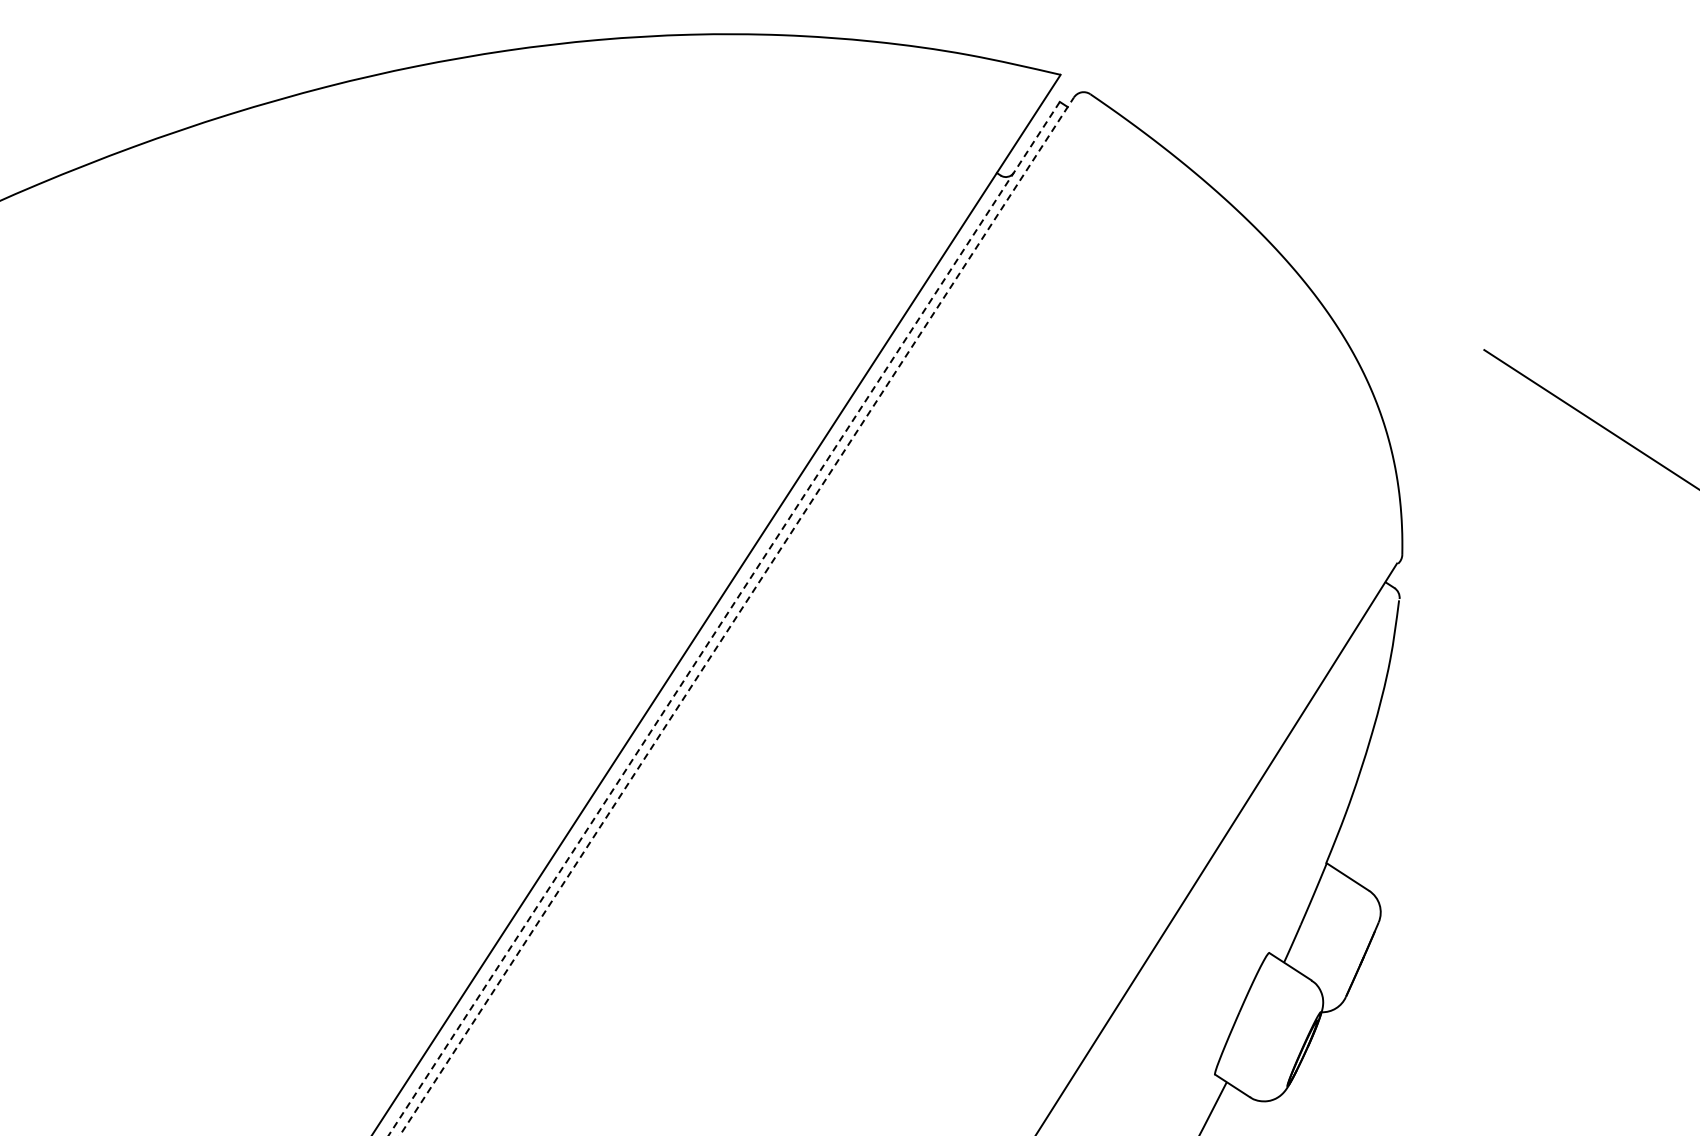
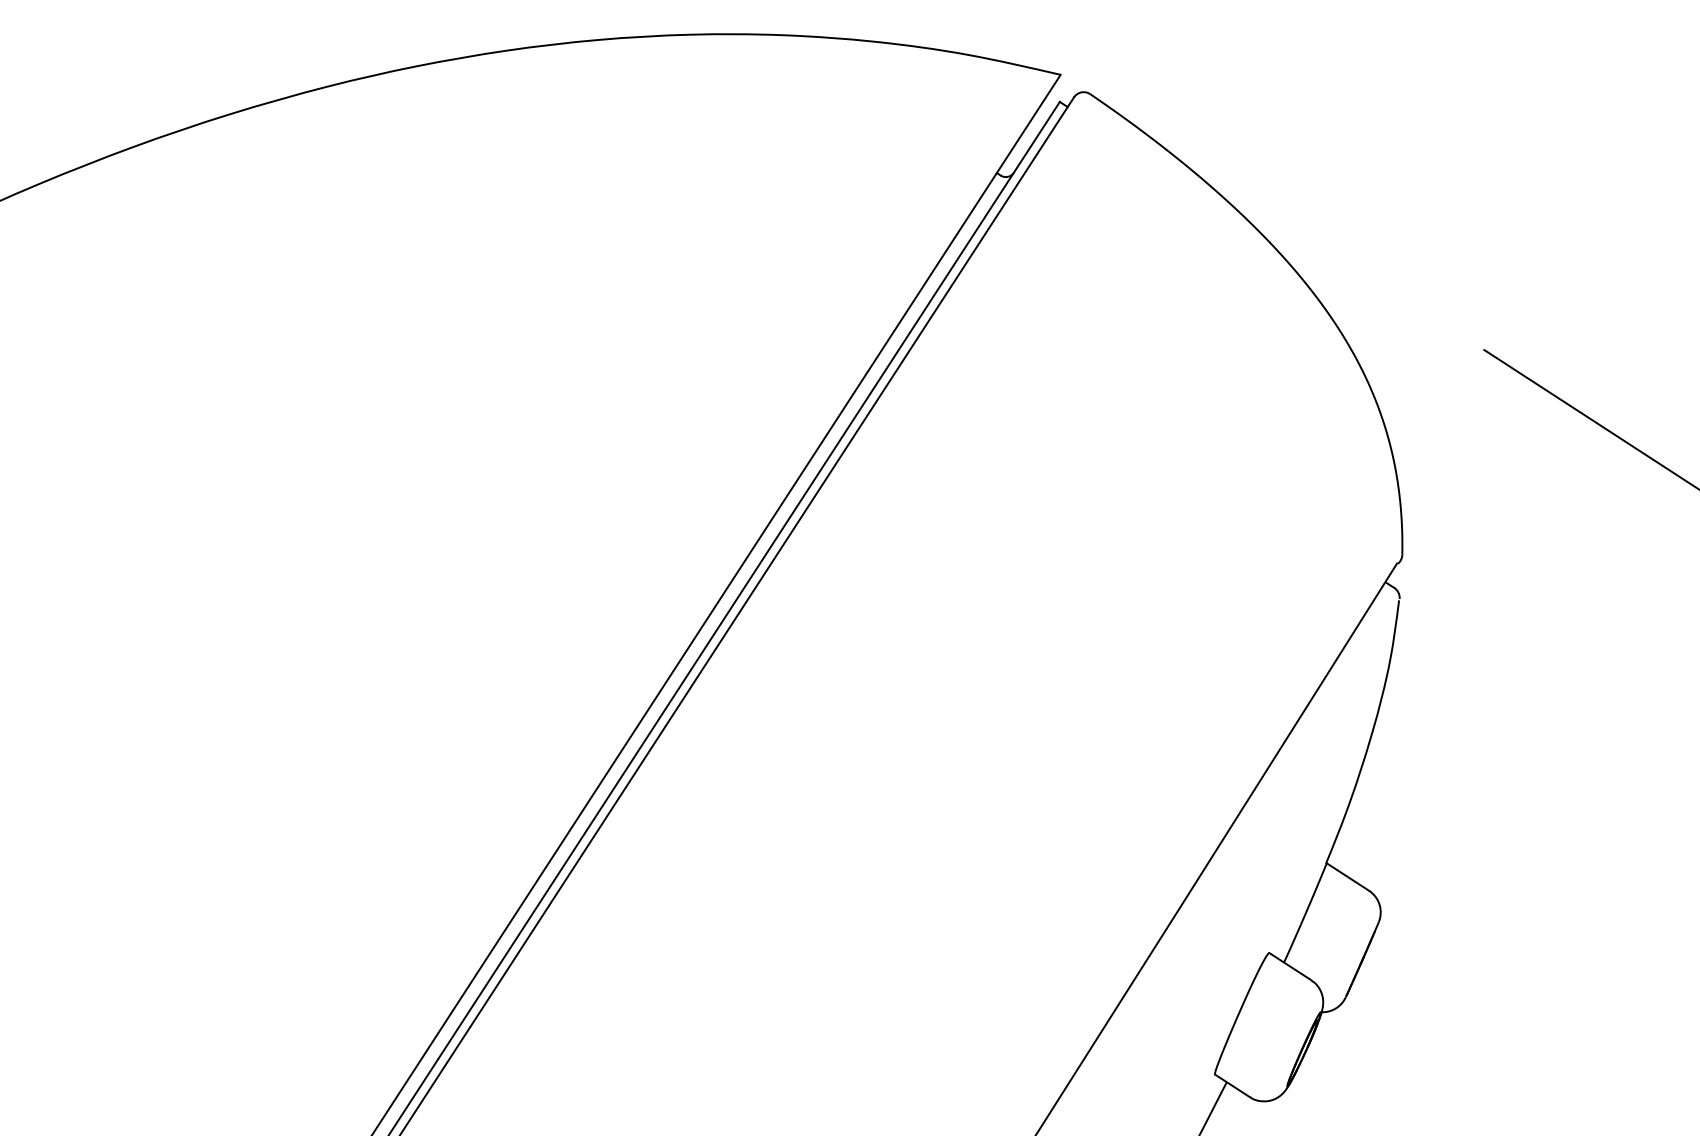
line: dashed -> solid (736, 616)
line: dashed -> solid (723, 619)
